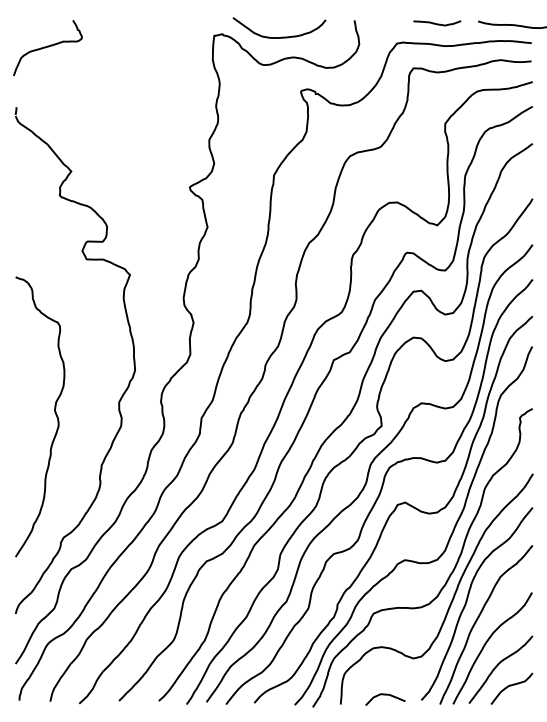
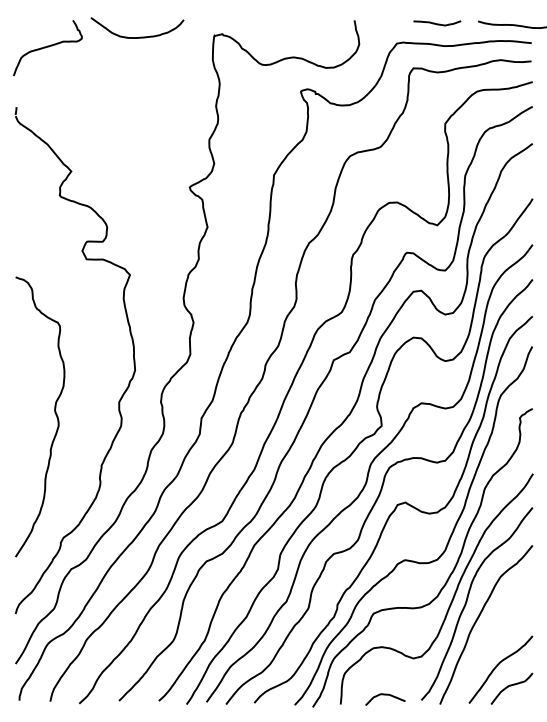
curve position: (281, 36) -> (139, 36) (139, 36)
curve: present -> none (486, 644)
